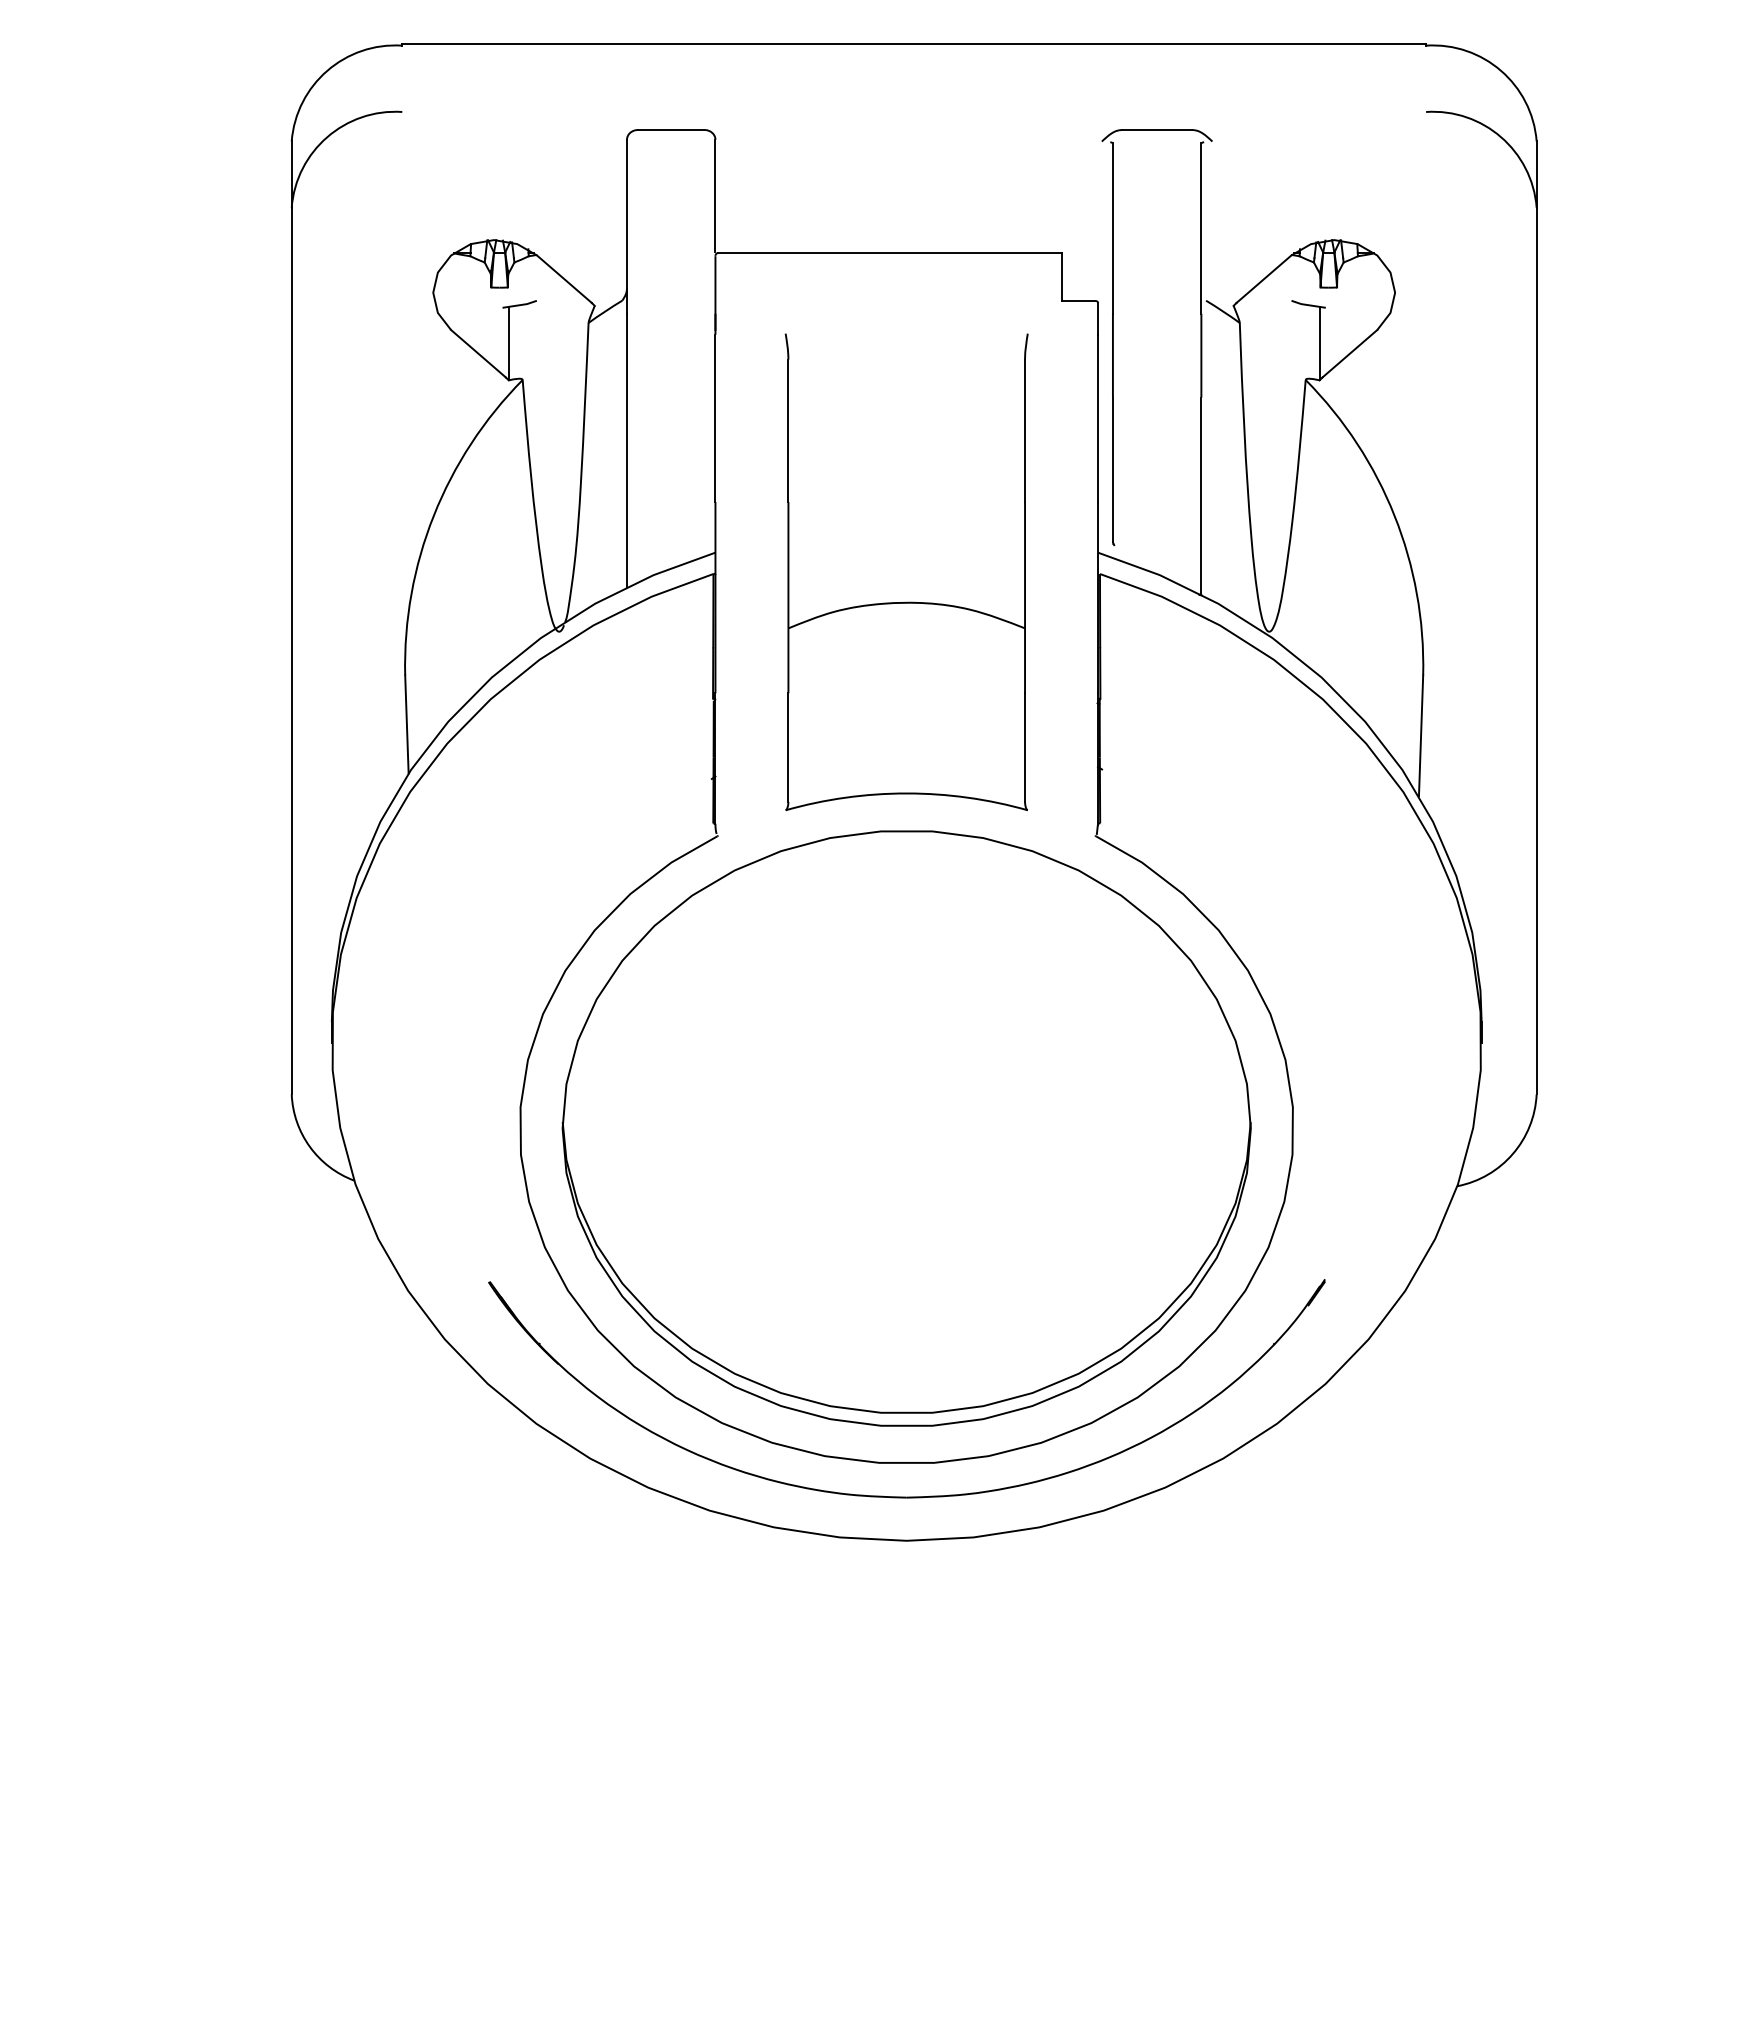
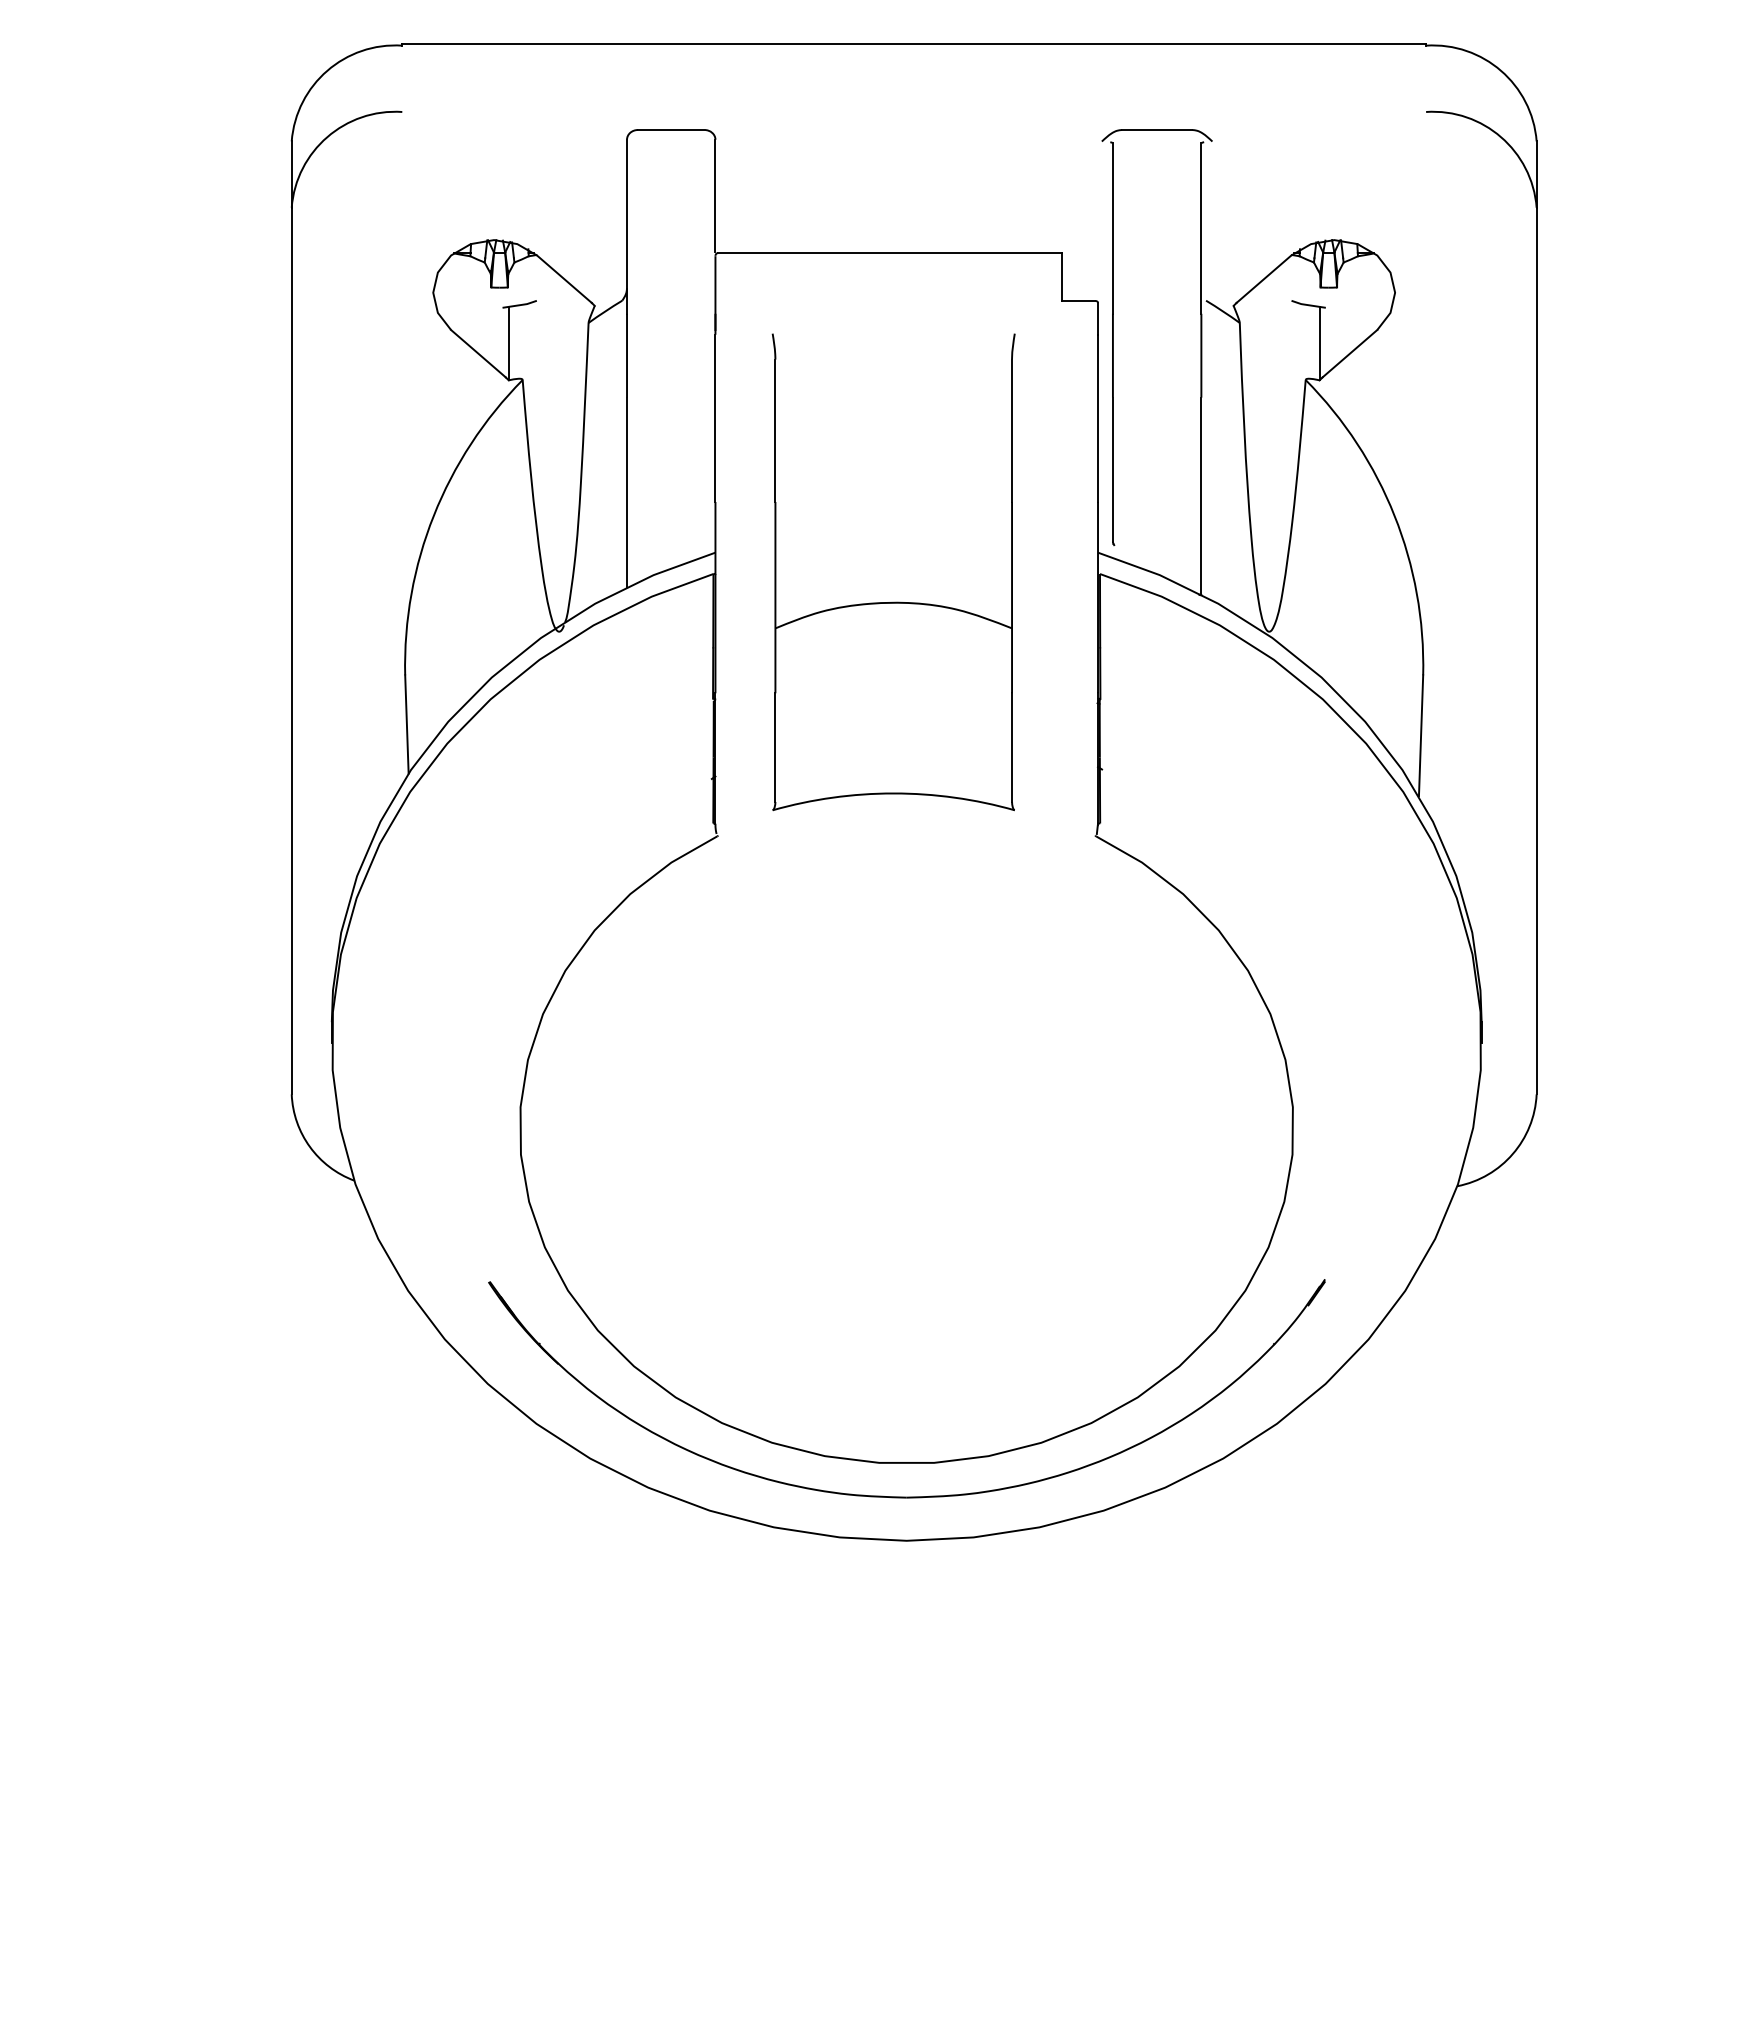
part position: (906, 601) -> (893, 601) (893, 601)
part: present -> none (906, 1128)
